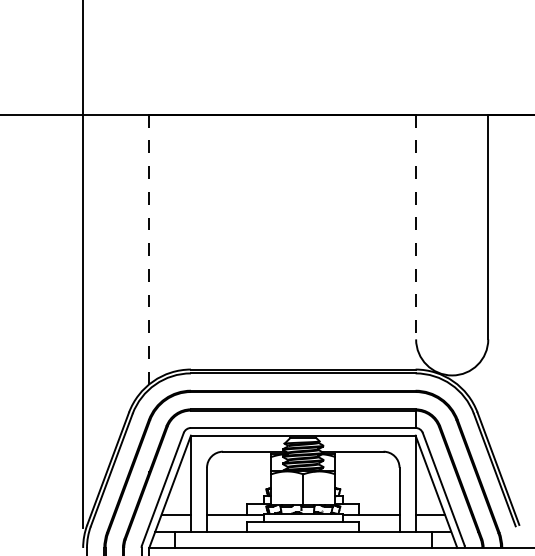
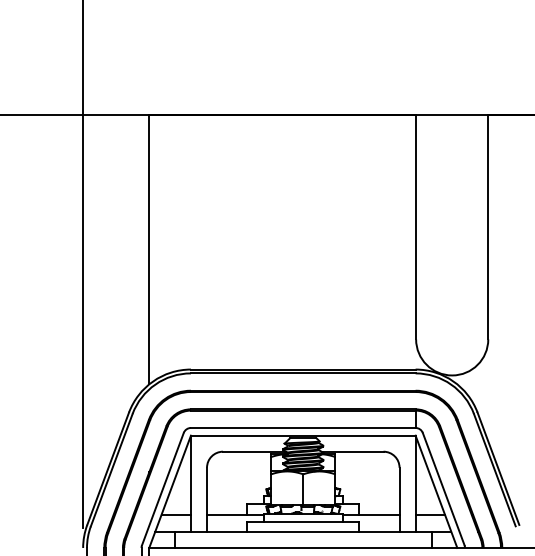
line: dashed -> solid (416, 227)
line: dashed -> solid (149, 249)
